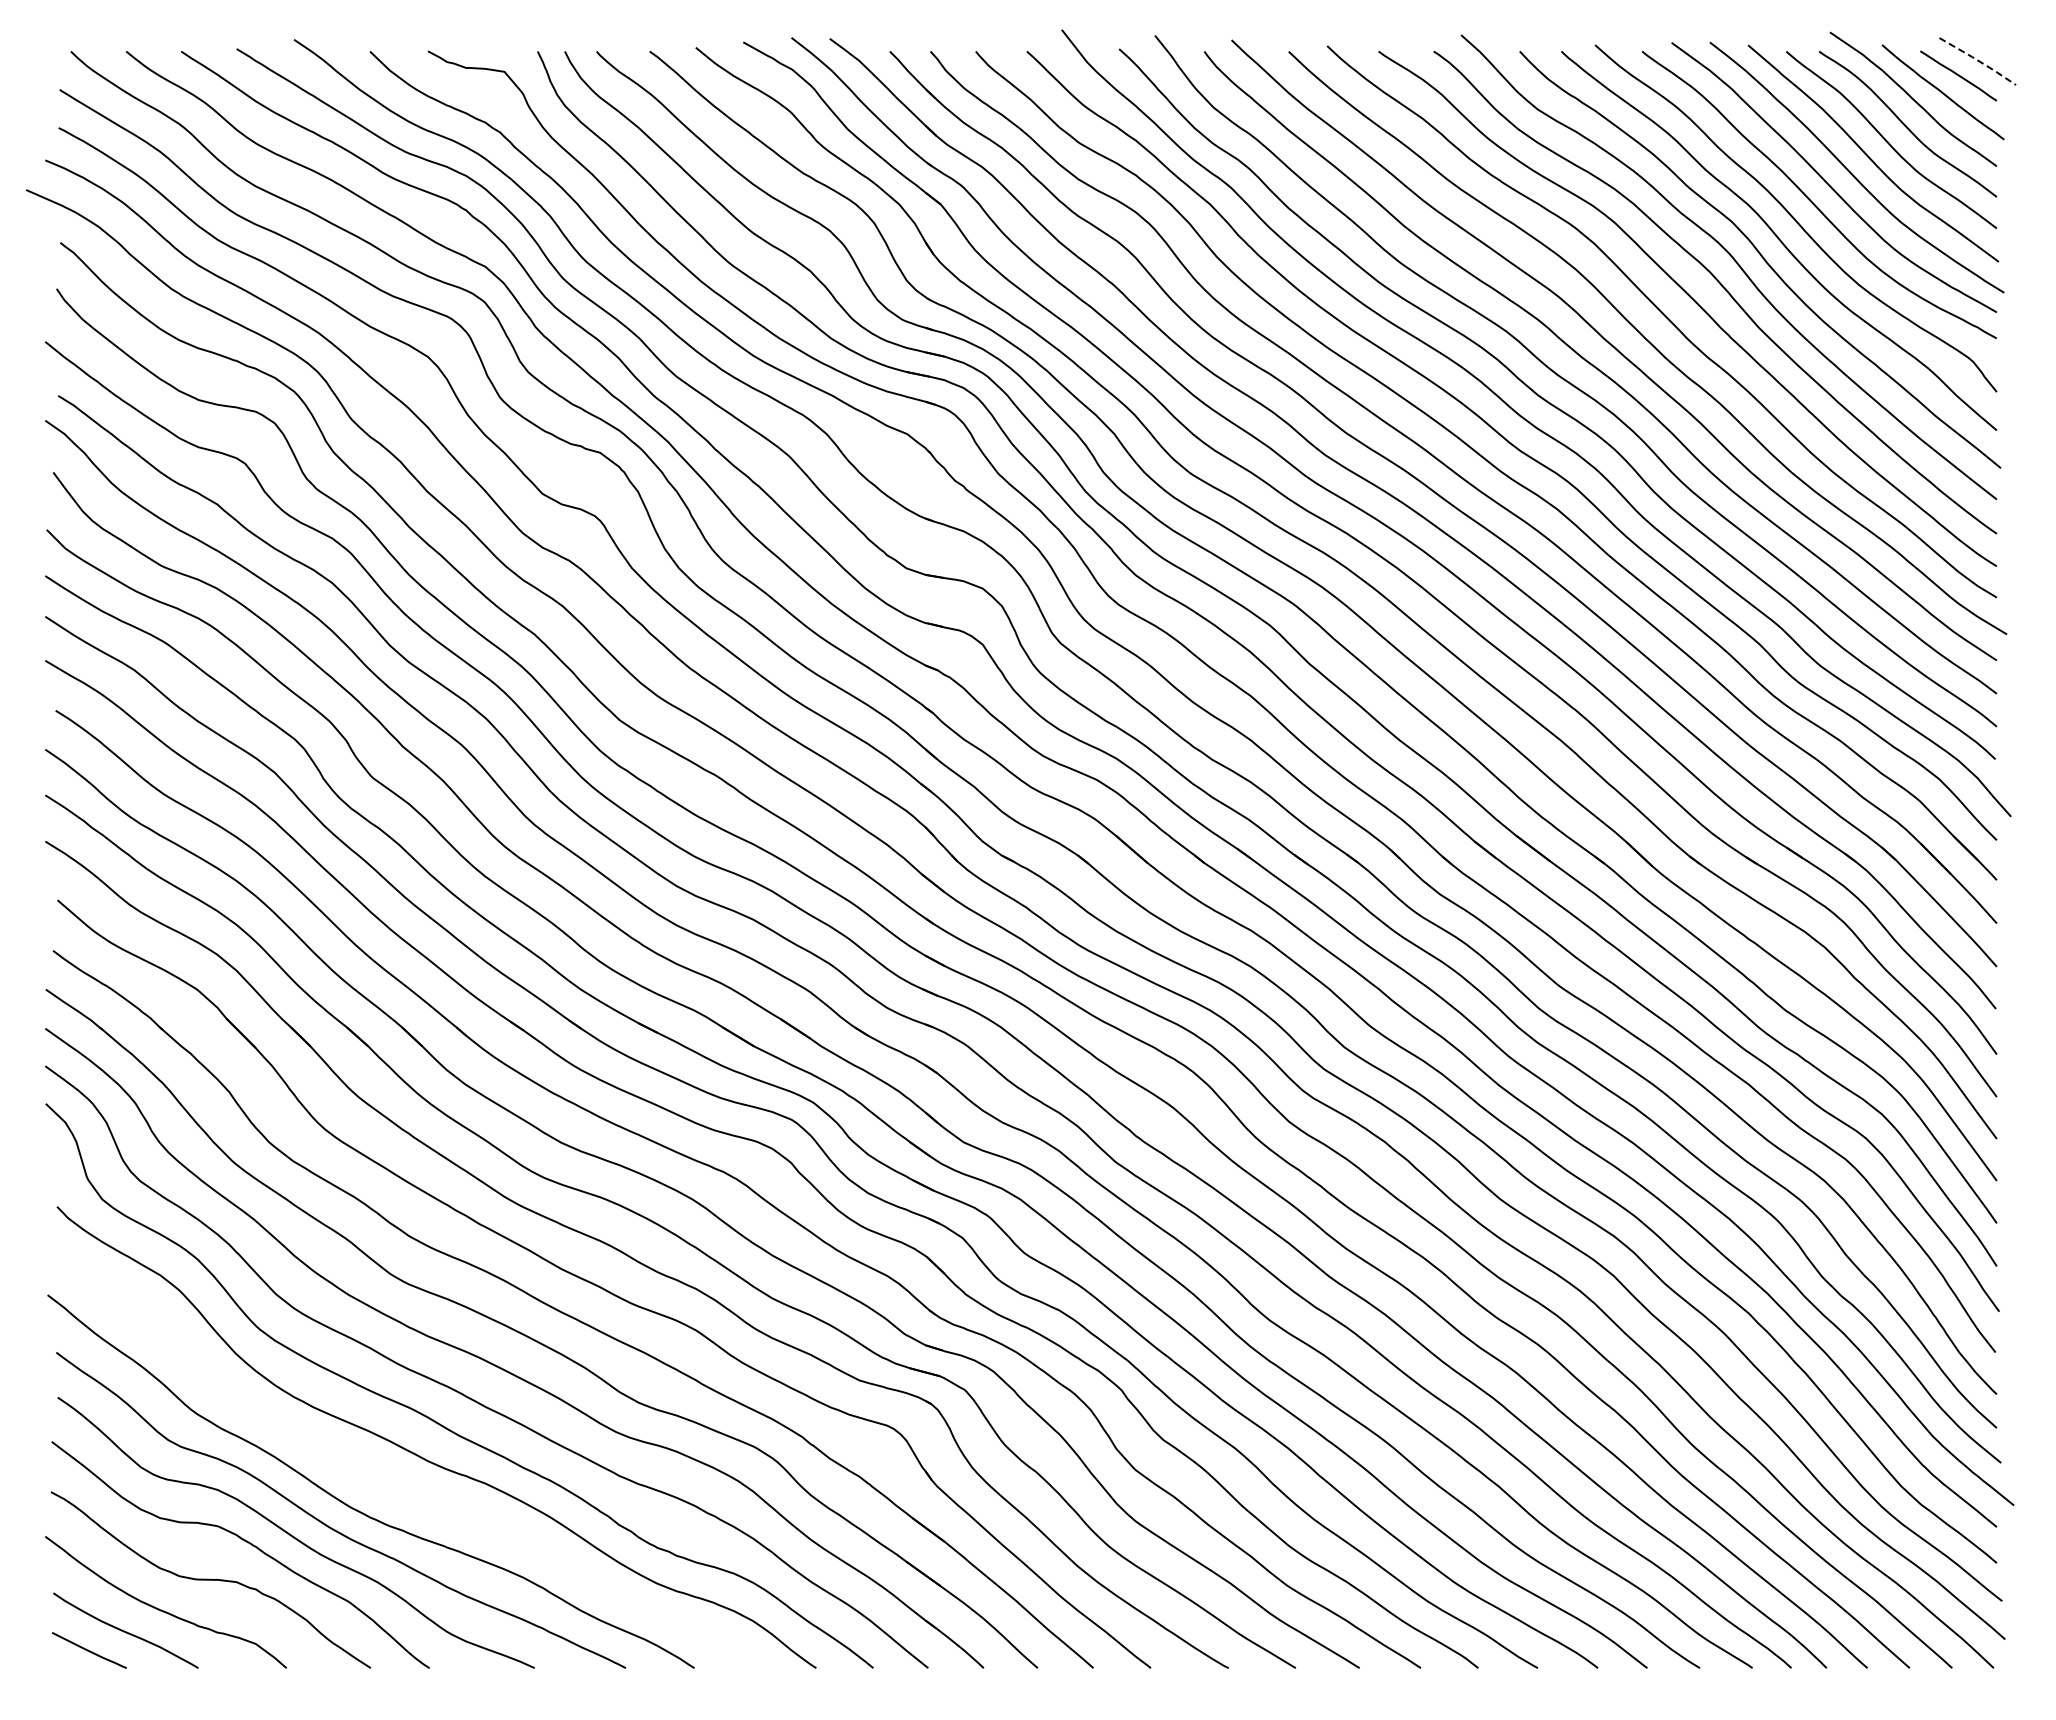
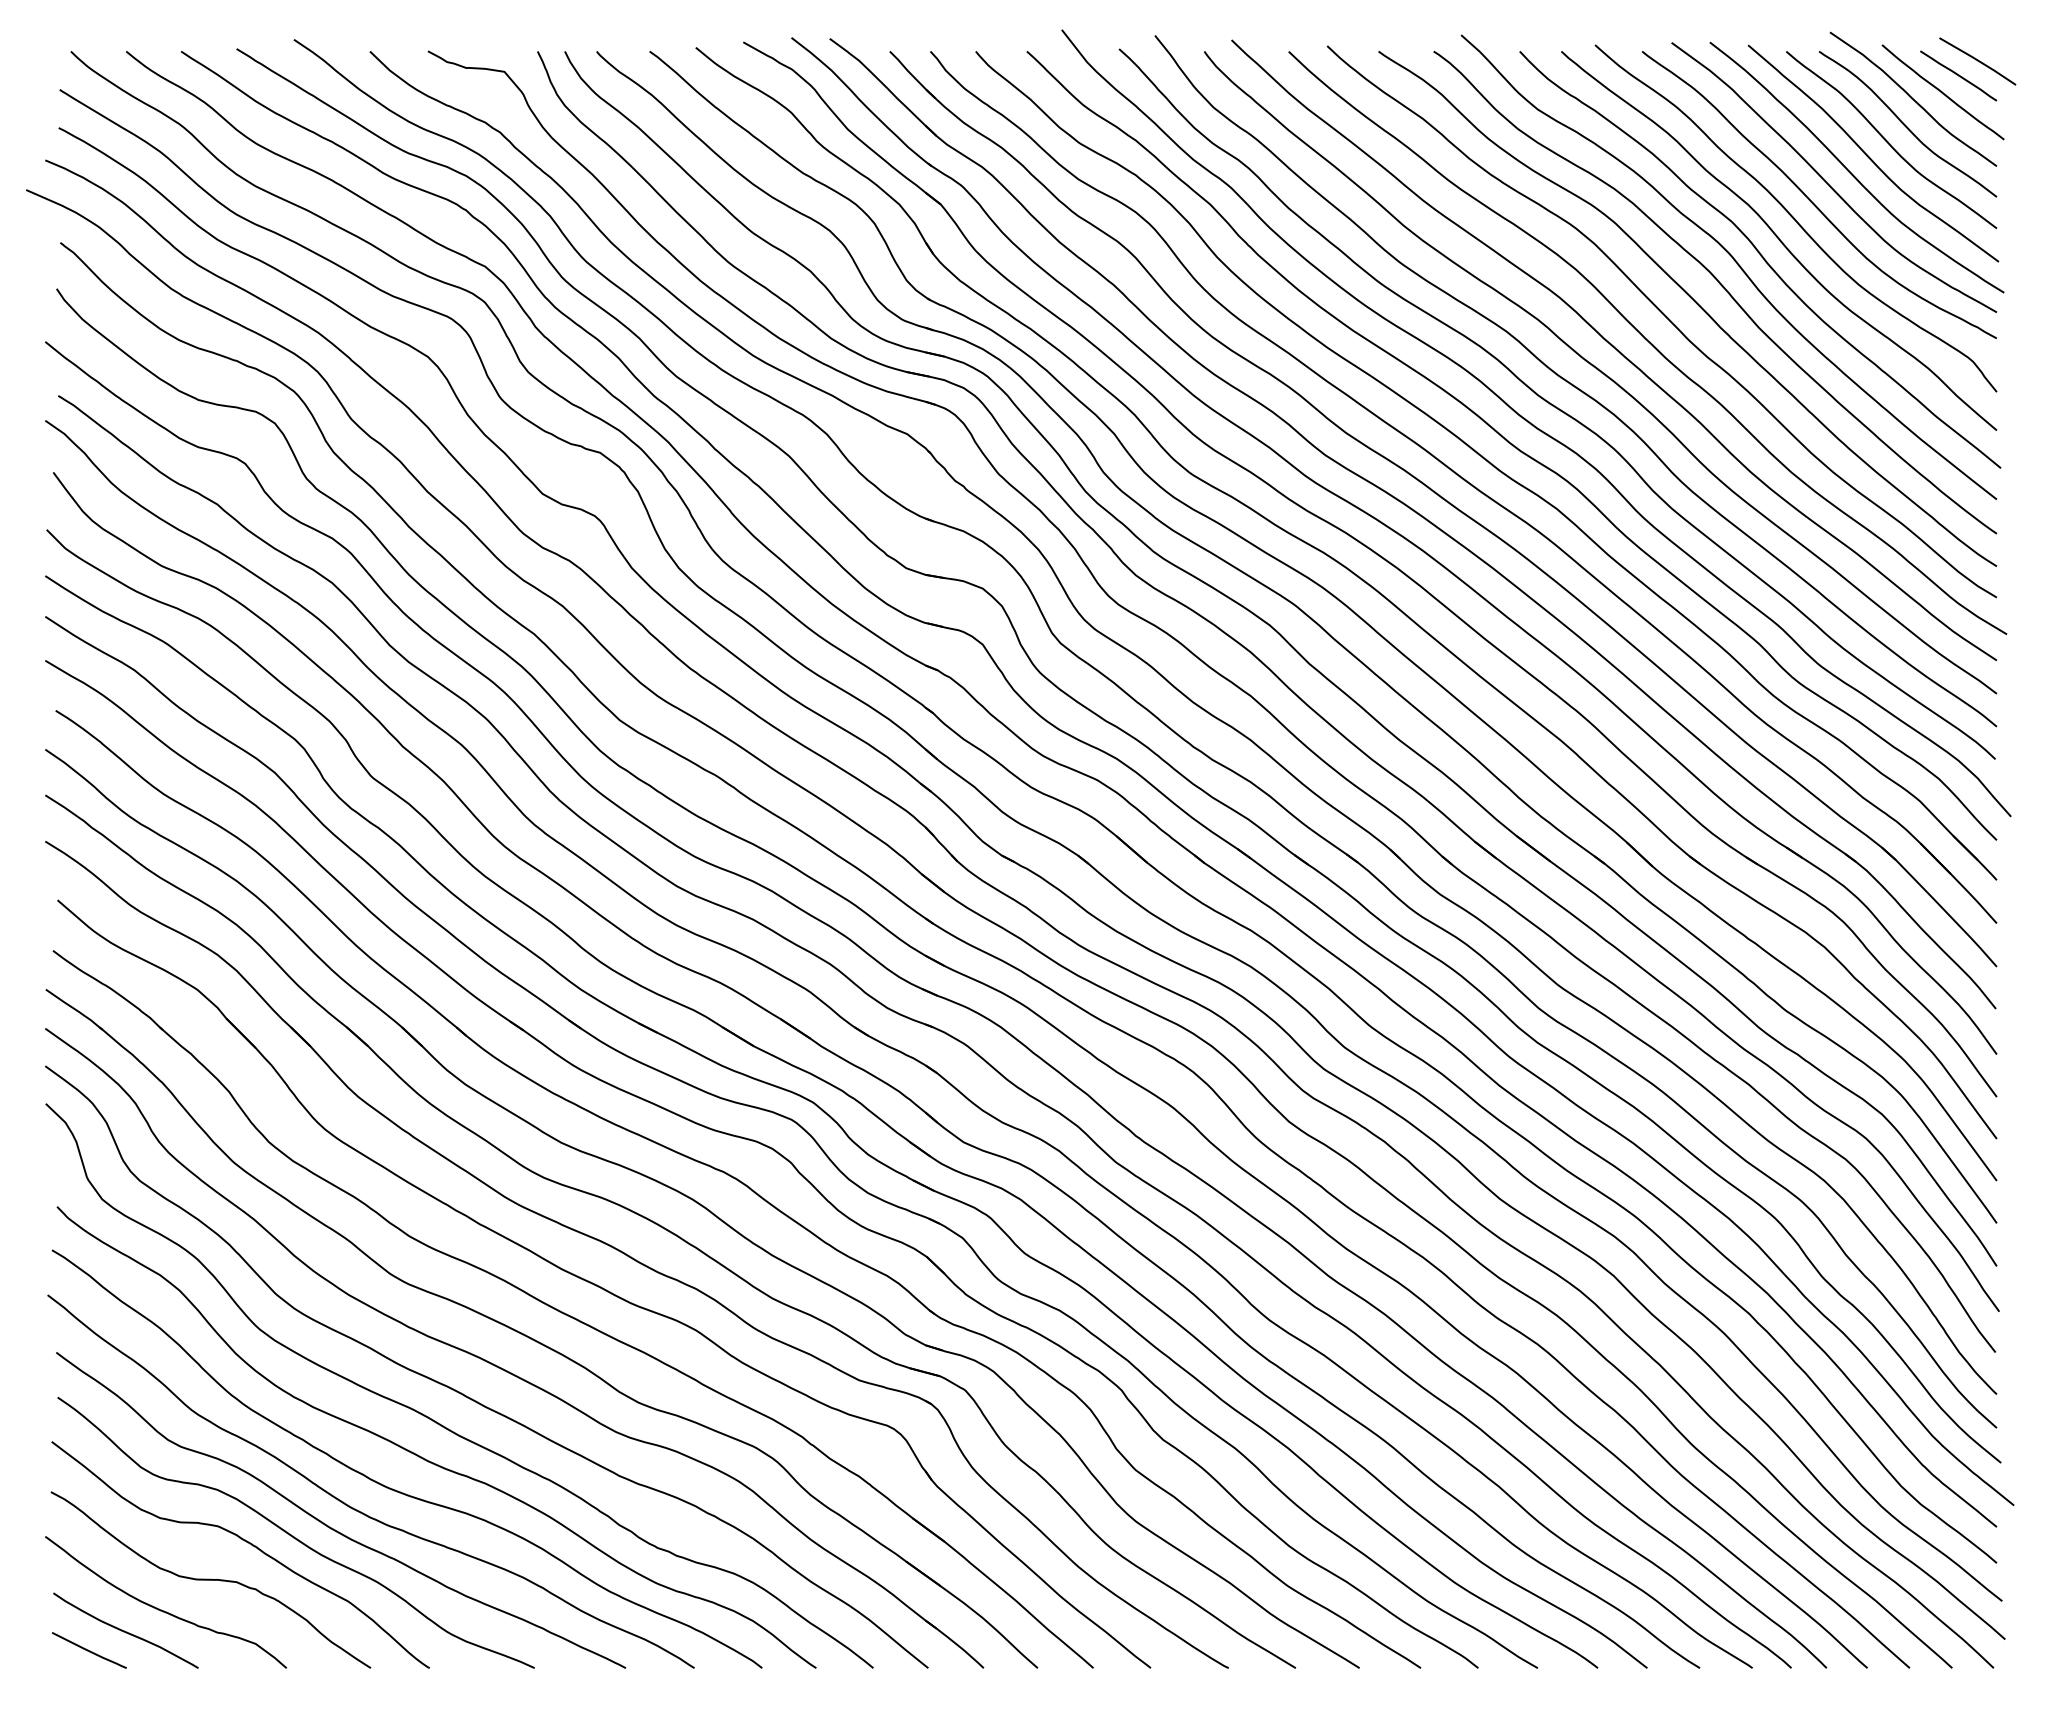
line: dashed -> solid (1979, 61)
curve: none -> present (395, 1489)
